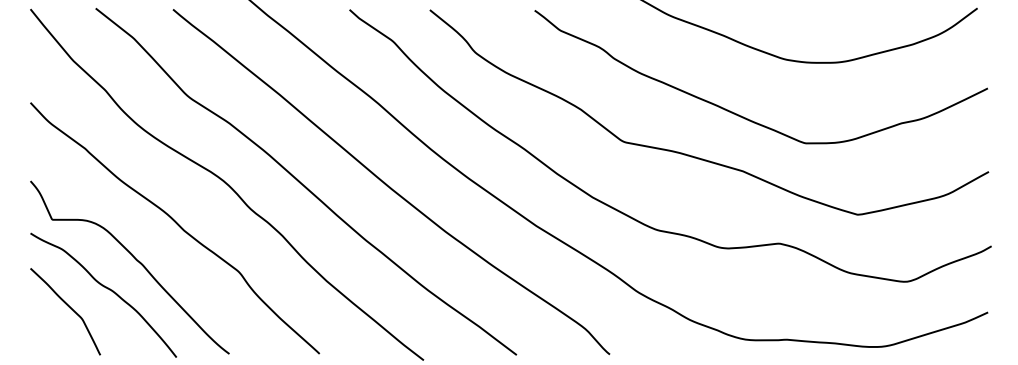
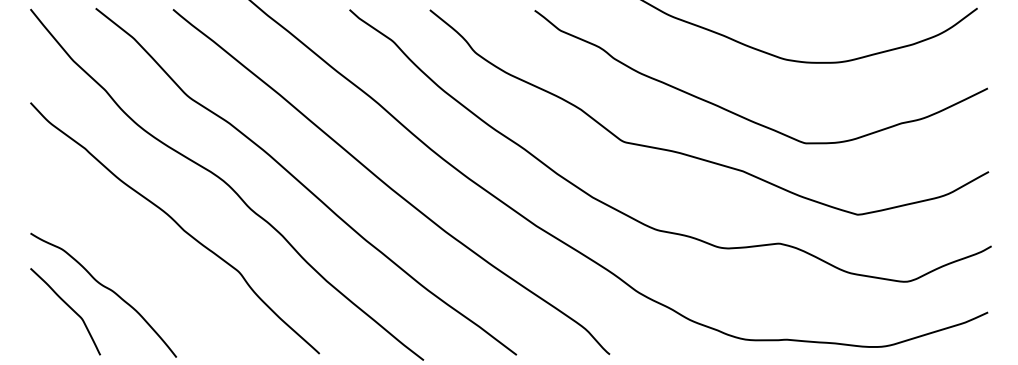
curve: present -> none (135, 260)
